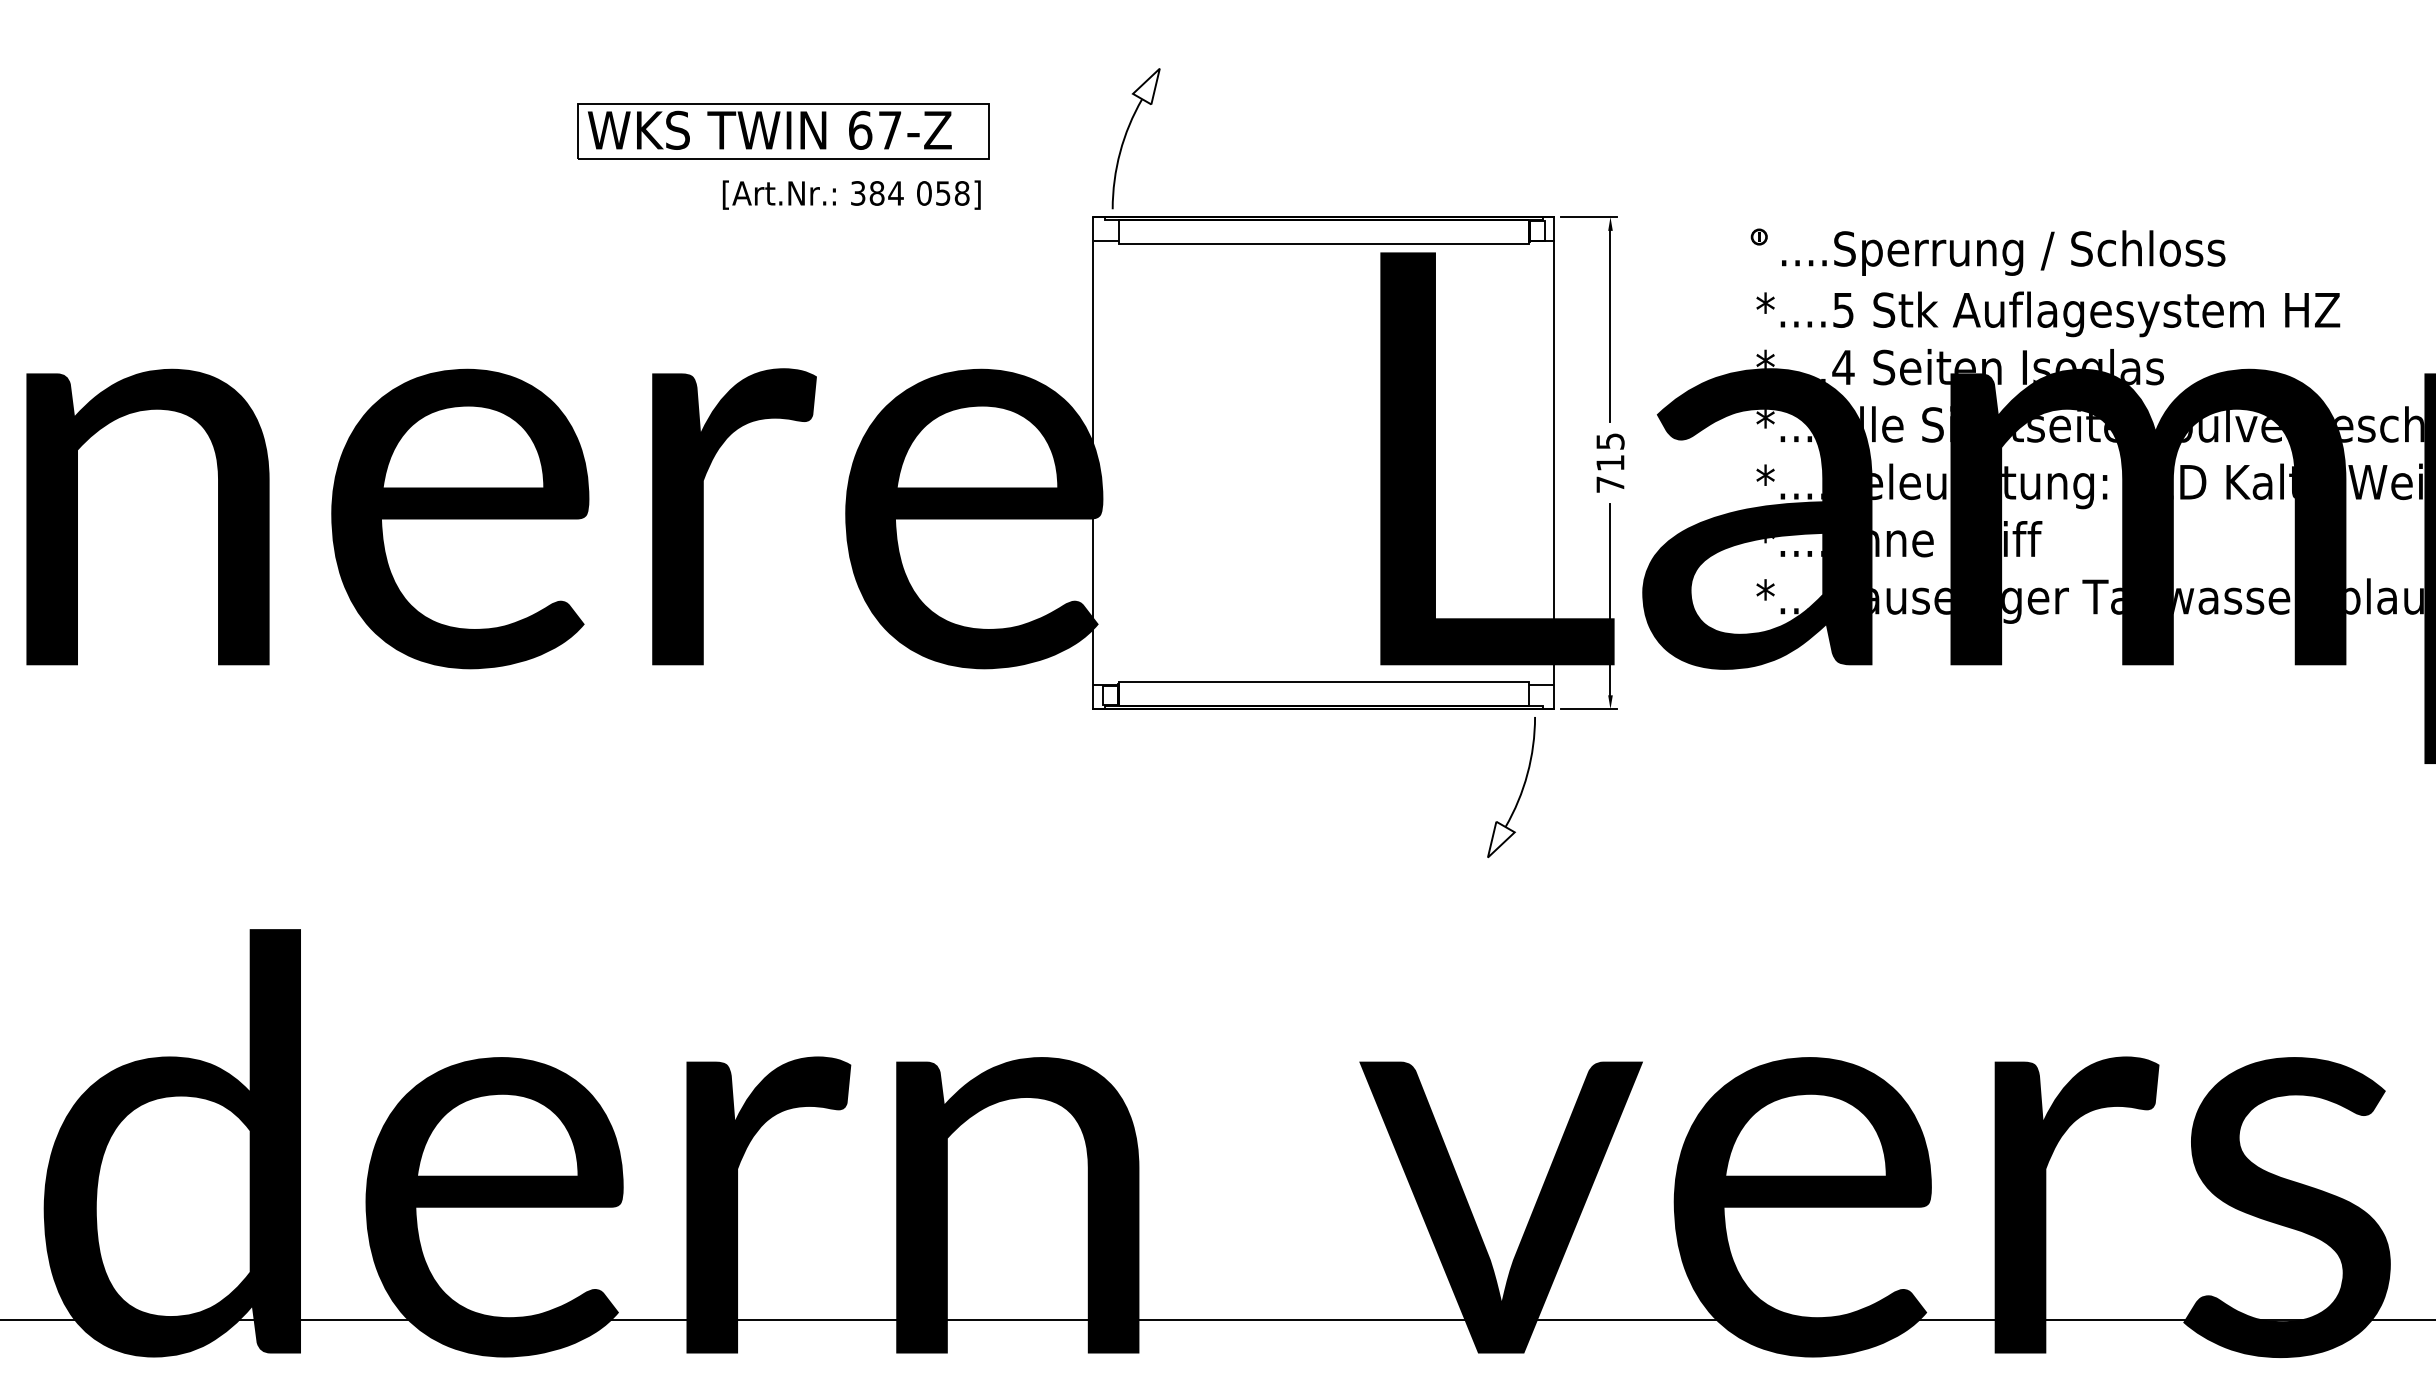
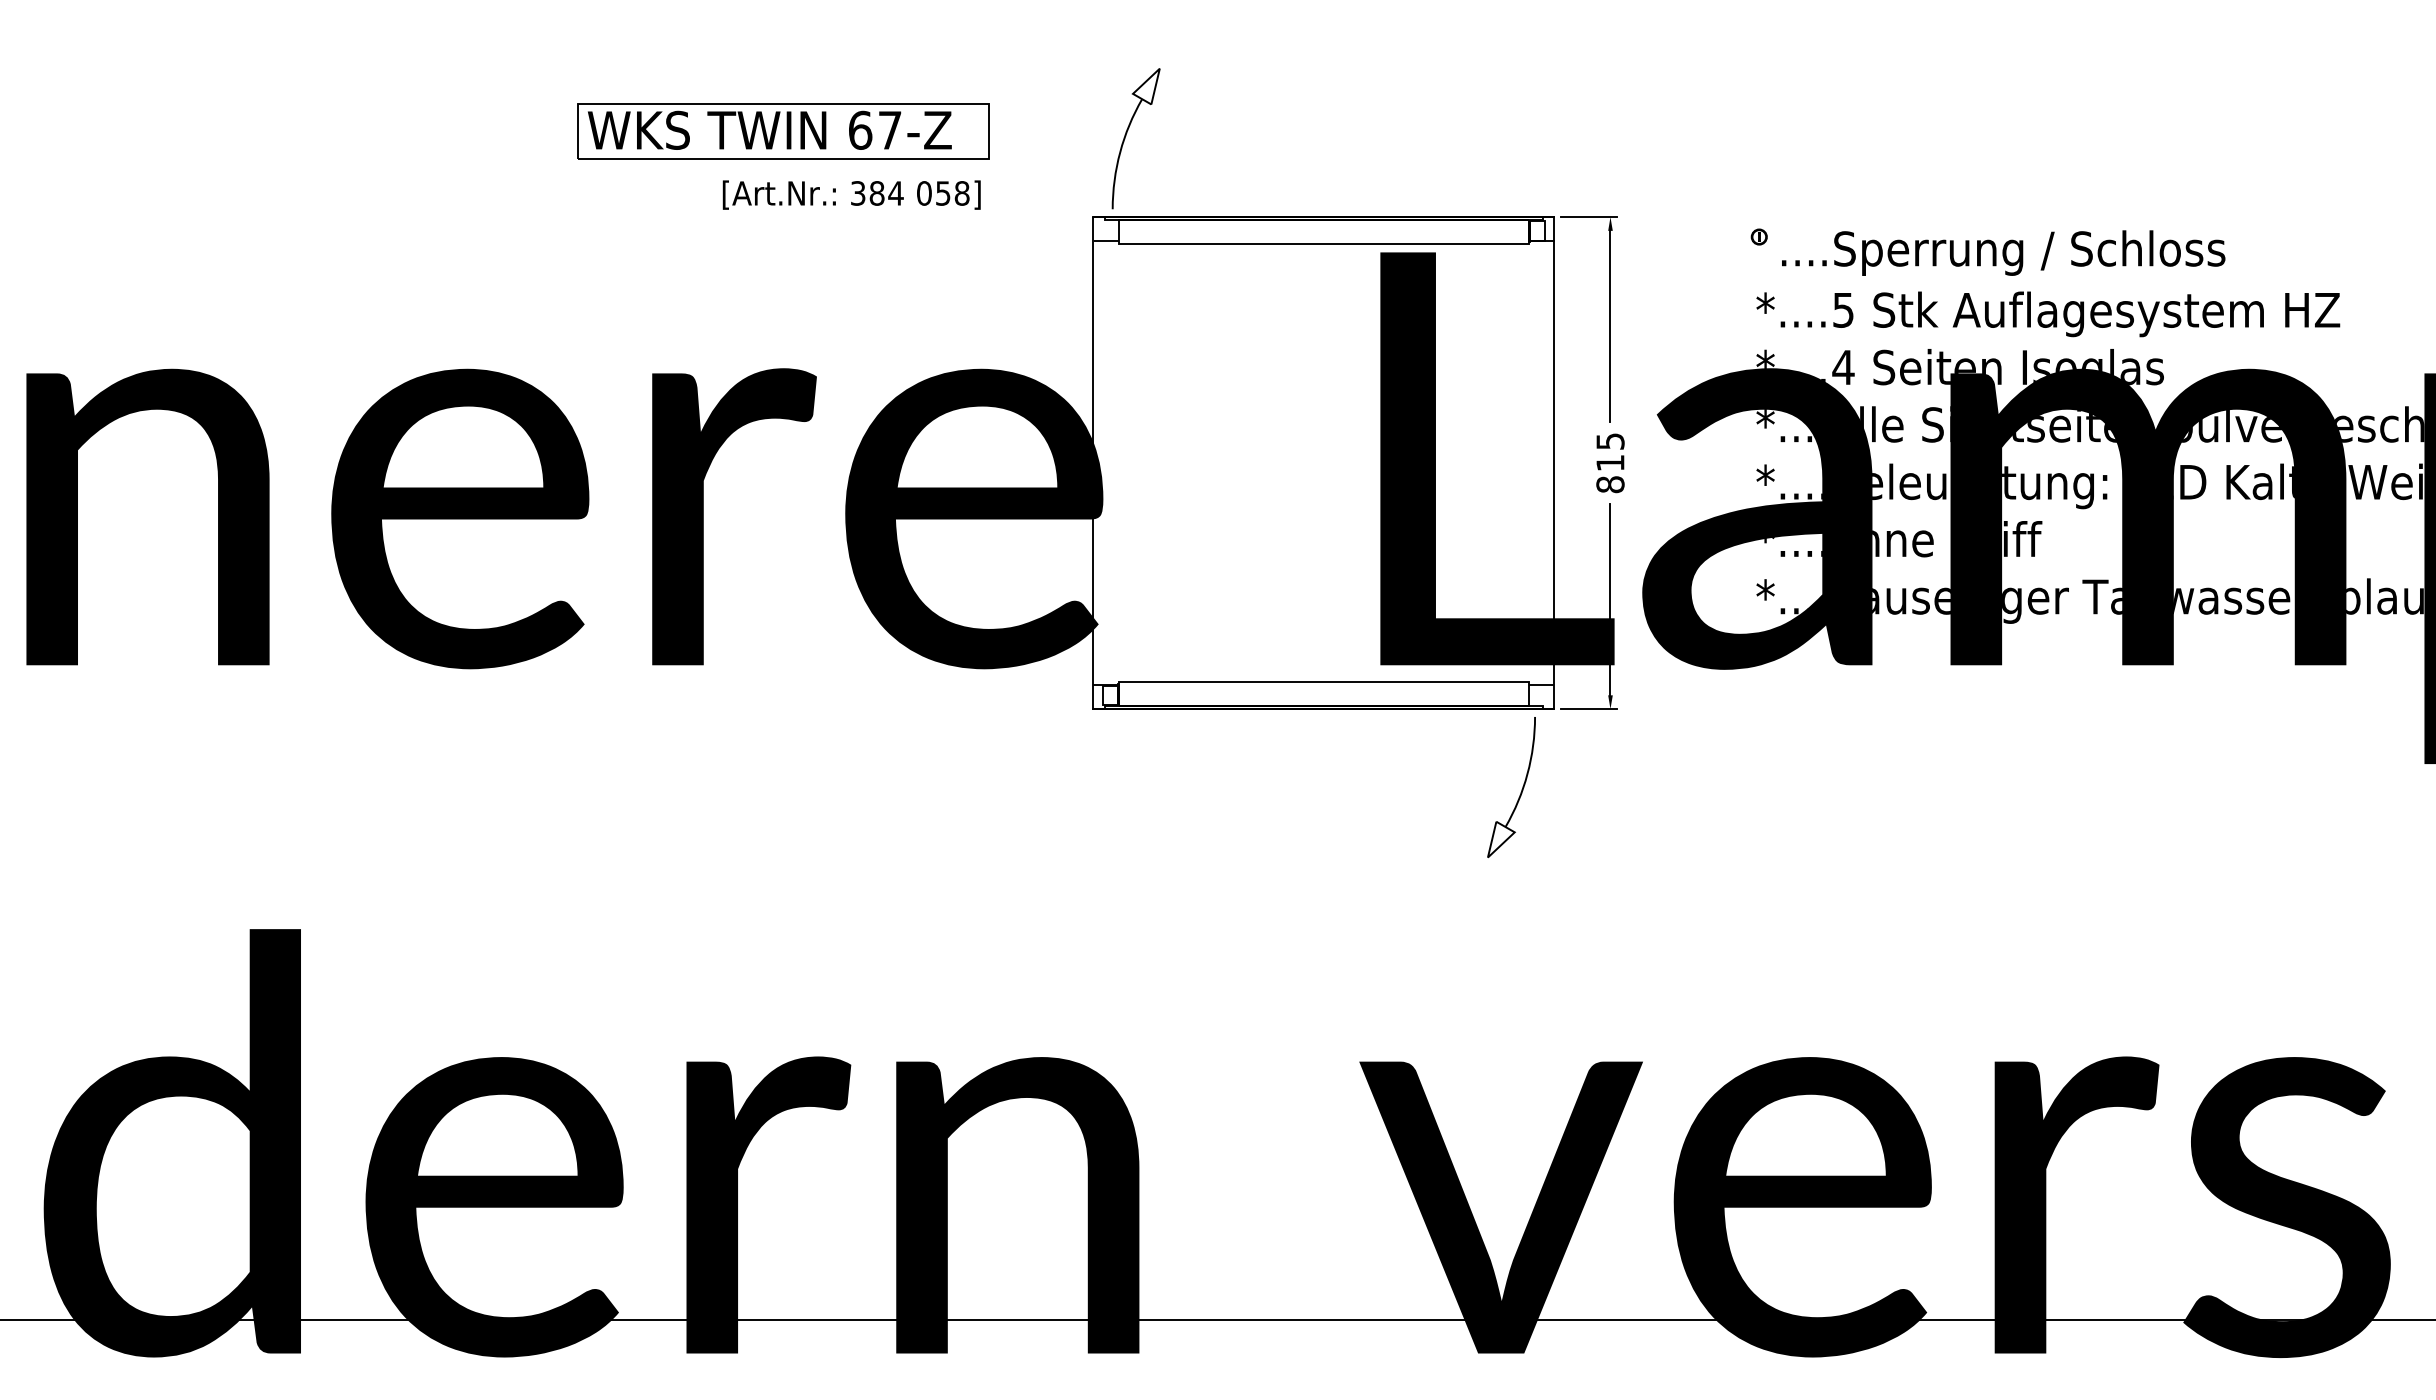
text: 715 -> 815 (1610, 484)
